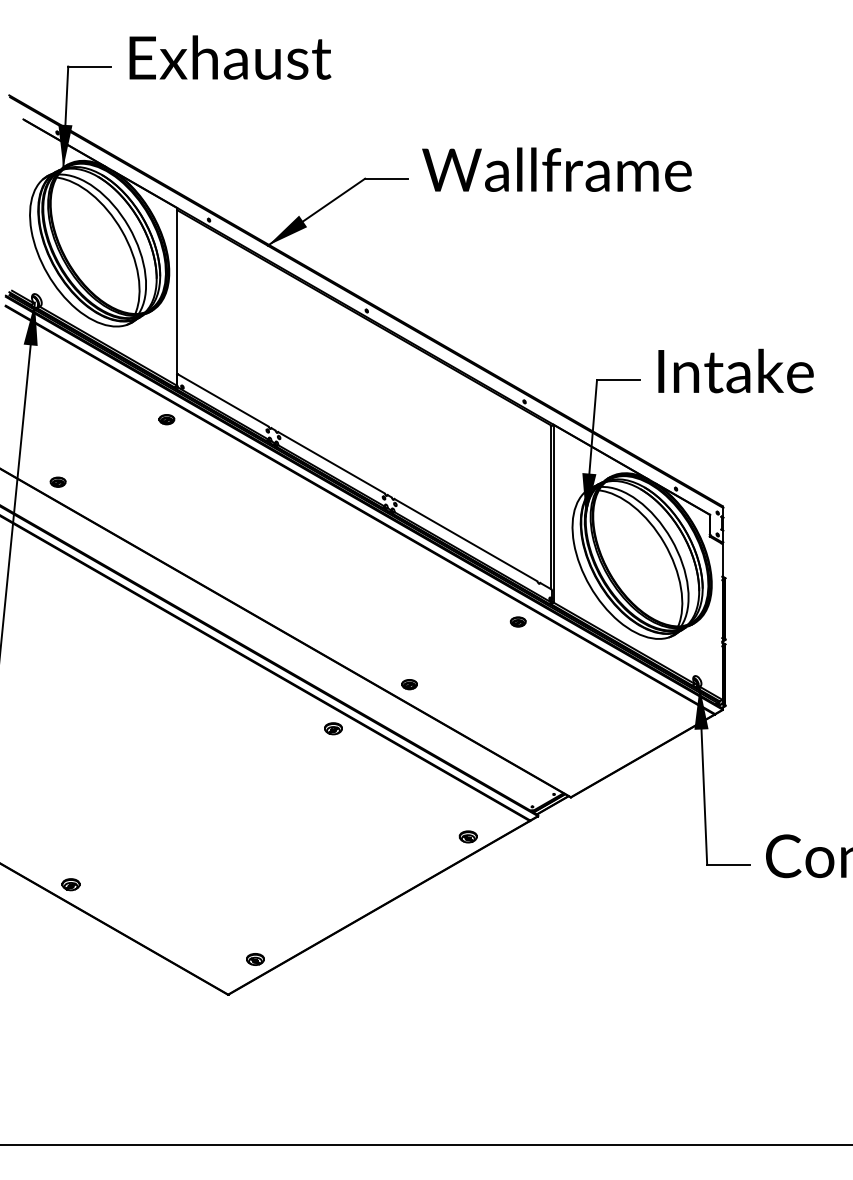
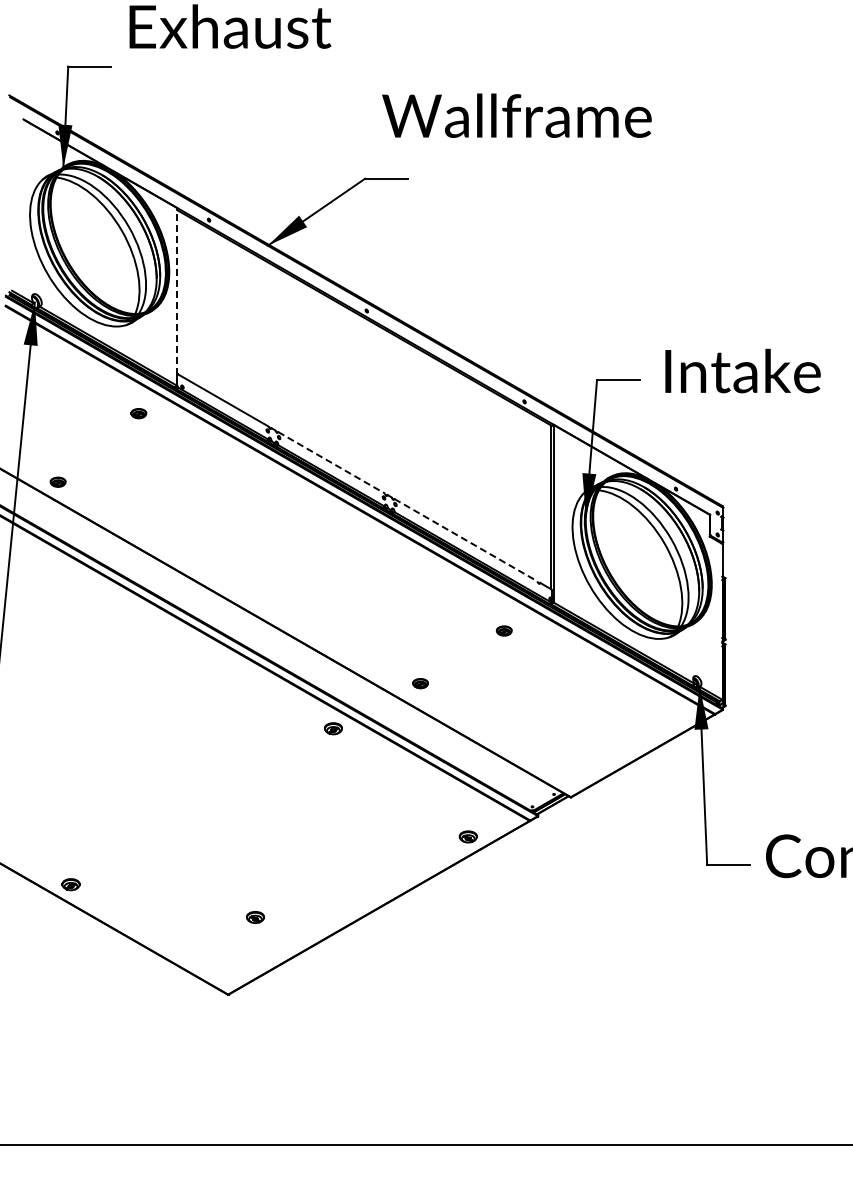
text position: (230, 57) -> (230, 26) (230, 26)
text position: (556, 169) -> (516, 115) (516, 115)
line: solid -> dashed (177, 296)
text position: (735, 370) -> (742, 370) (742, 370)
part position: (166, 419) -> (138, 413) (138, 413)
line: solid -> dashed (331, 462)
line: solid -> dashed (466, 540)
part position: (517, 621) -> (503, 630) (503, 630)
part position: (409, 684) -> (420, 683) (420, 683)
part position: (255, 959) -> (255, 917) (255, 917)
